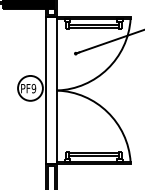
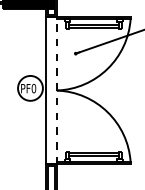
text: PF9 -> PF0 (33, 88)
line: solid -> dashed (56, 90)
